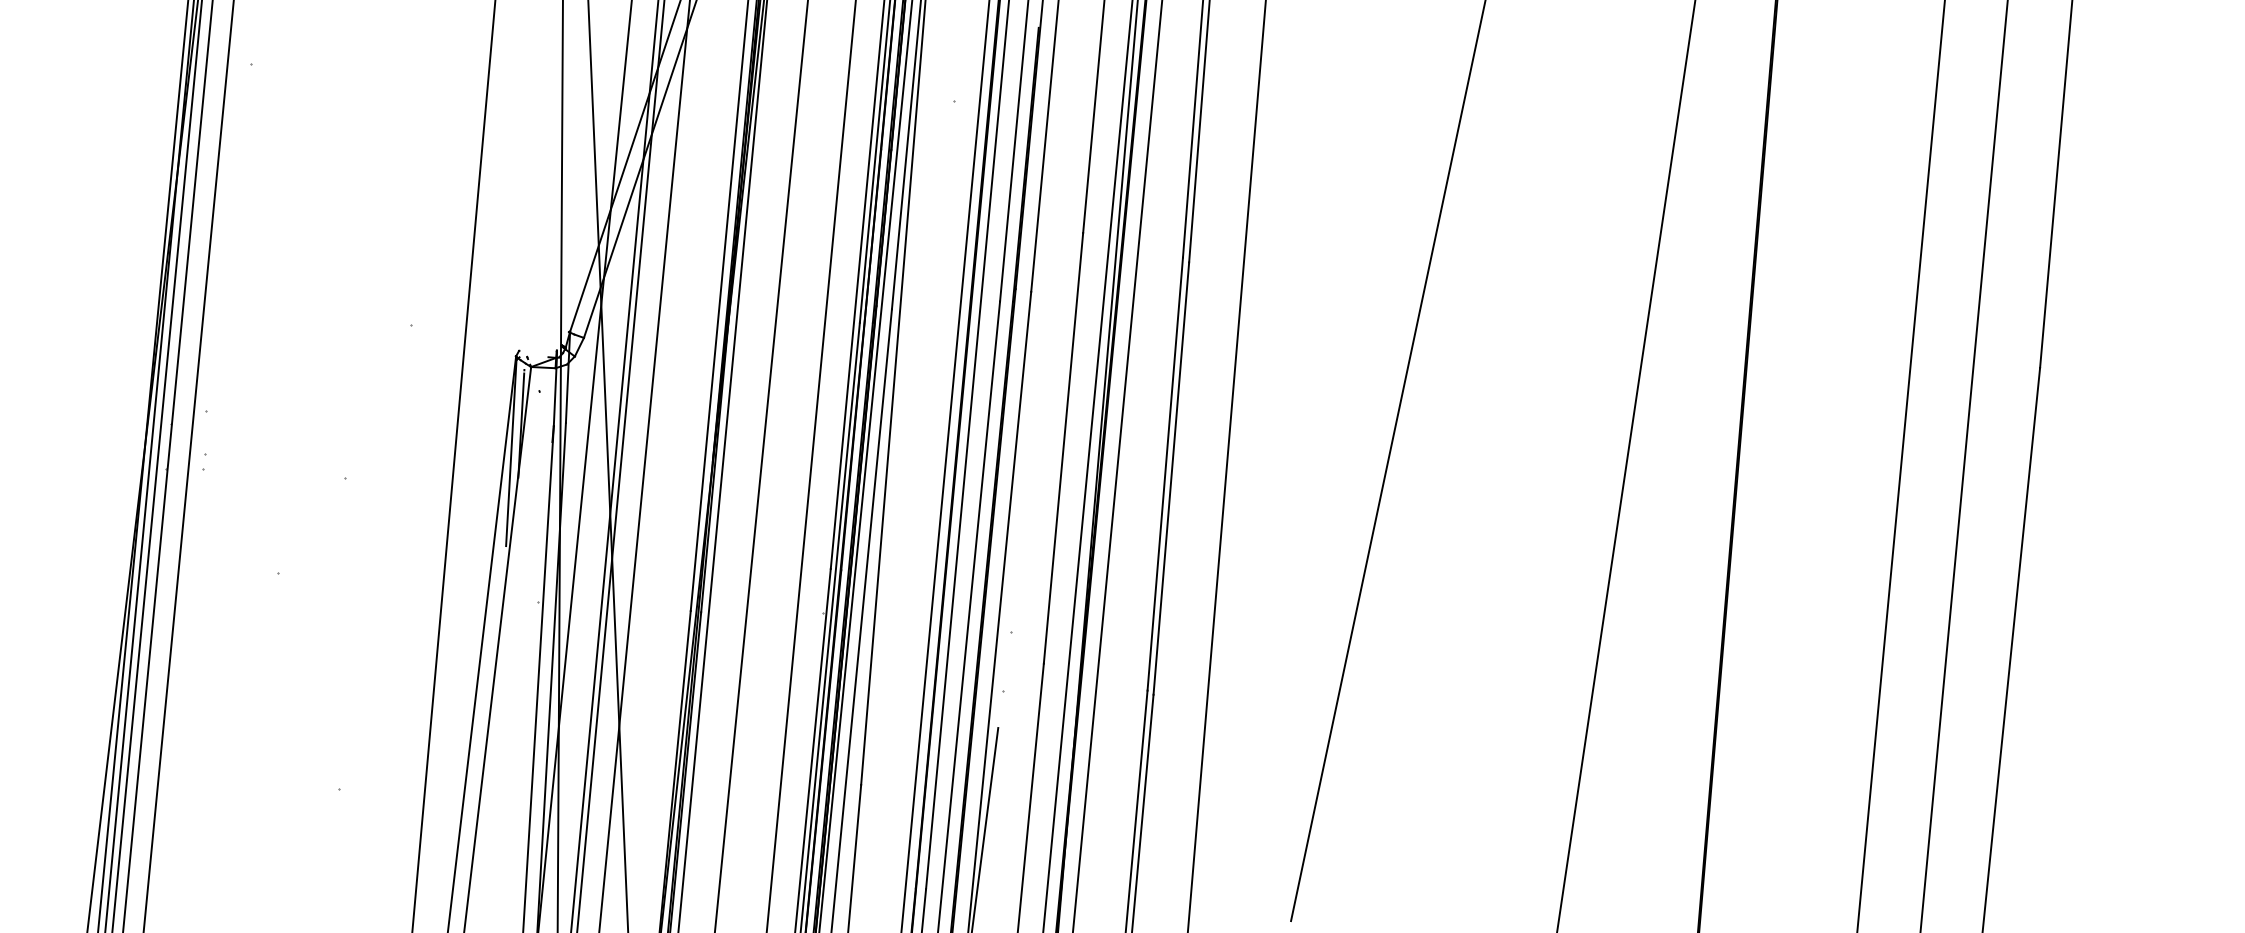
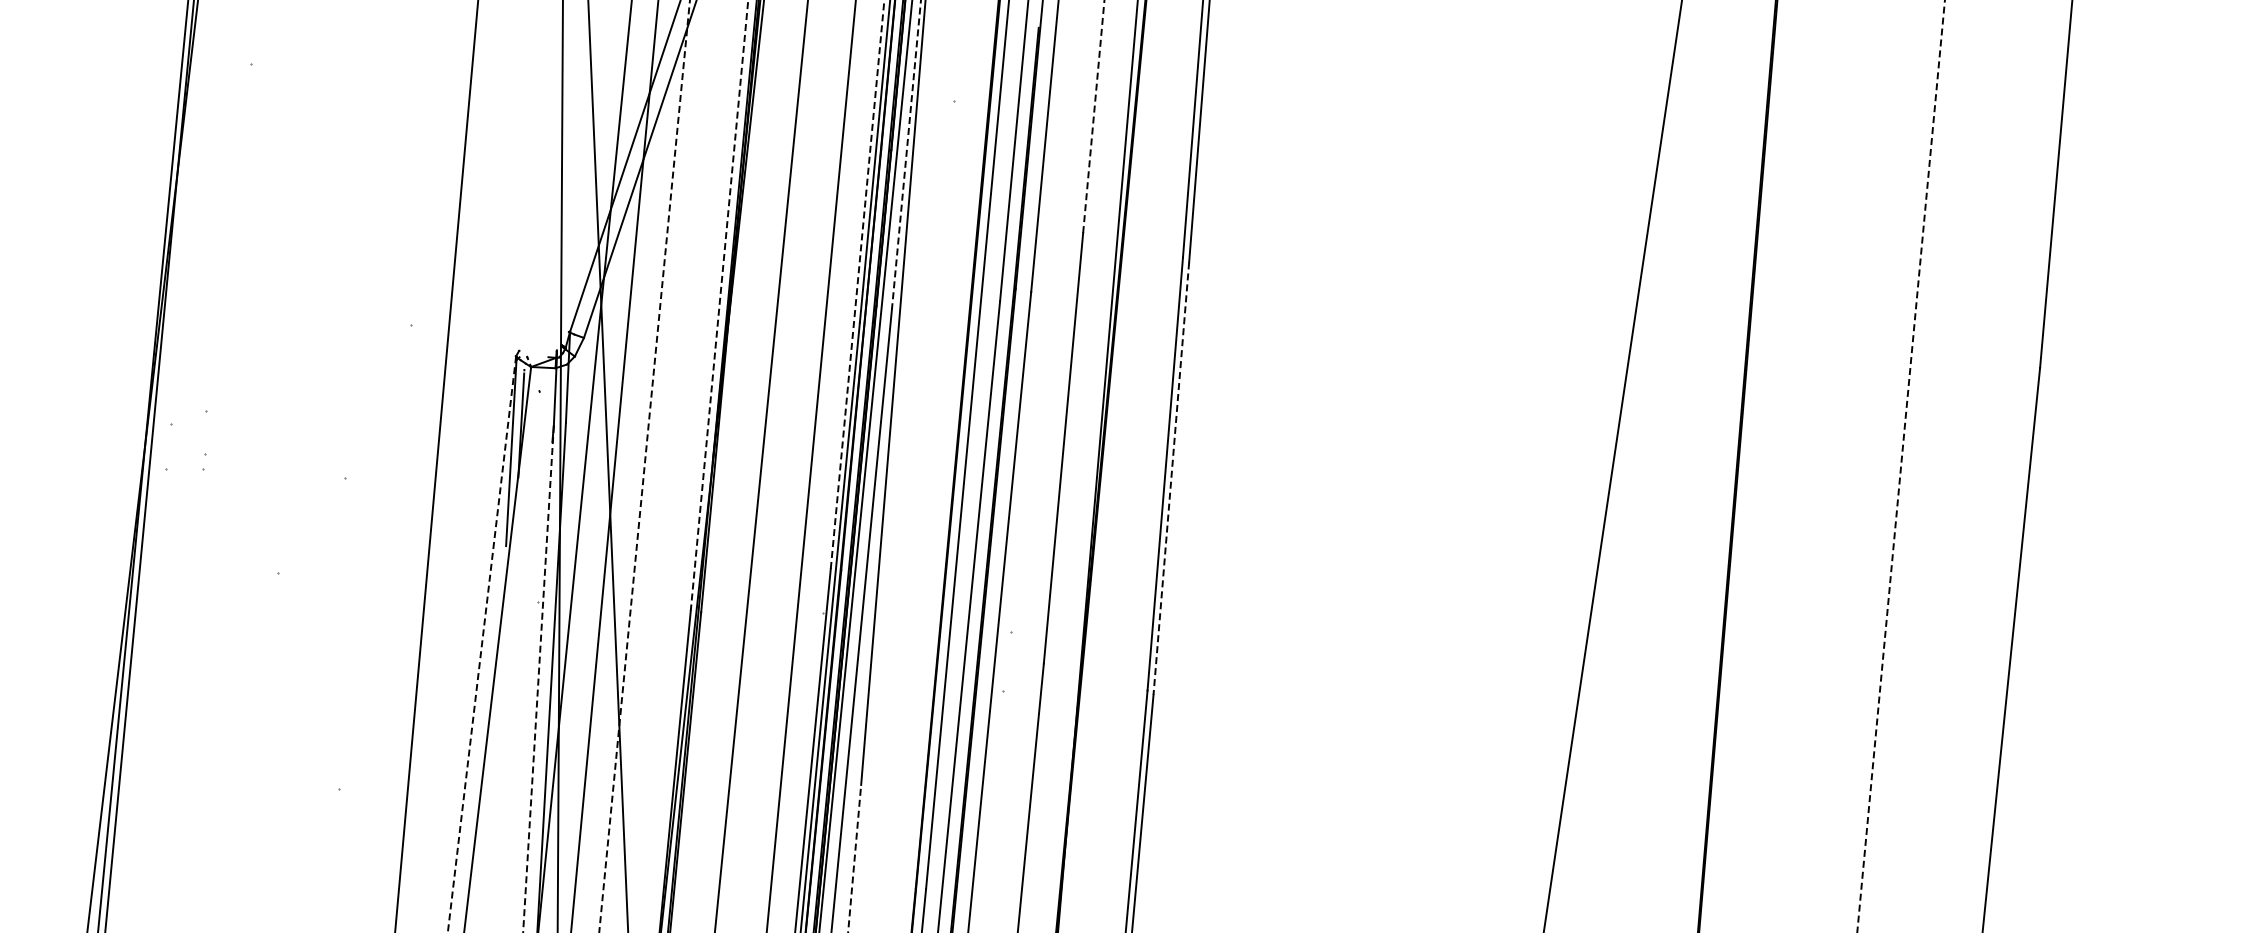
line: solid -> dashed (1093, 116)
line: solid -> dashed (906, 155)
line: solid -> dashed (857, 284)
line: solid -> dashed (719, 306)
line: present -> none (1388, 461)
line: present -> none (156, 465)
line: present -> none (167, 465)
line: present -> none (188, 465)
line position: (453, 465) -> (436, 465) (436, 465)
line: present -> none (620, 465)
line: present -> none (722, 465)
line: present -> none (945, 465)
line: present -> none (1087, 465)
line: present -> none (1117, 465)
line: present -> none (1226, 465)
line position: (1626, 465) -> (1612, 465) (1612, 465)
line: present -> none (1963, 465)
line: solid -> dashed (644, 466)
line: solid -> dashed (1901, 466)
line: solid -> dashed (1171, 478)
line: solid -> dashed (481, 645)
line: solid -> dashed (538, 679)
line: present -> none (985, 828)
line: solid -> dashed (854, 858)
